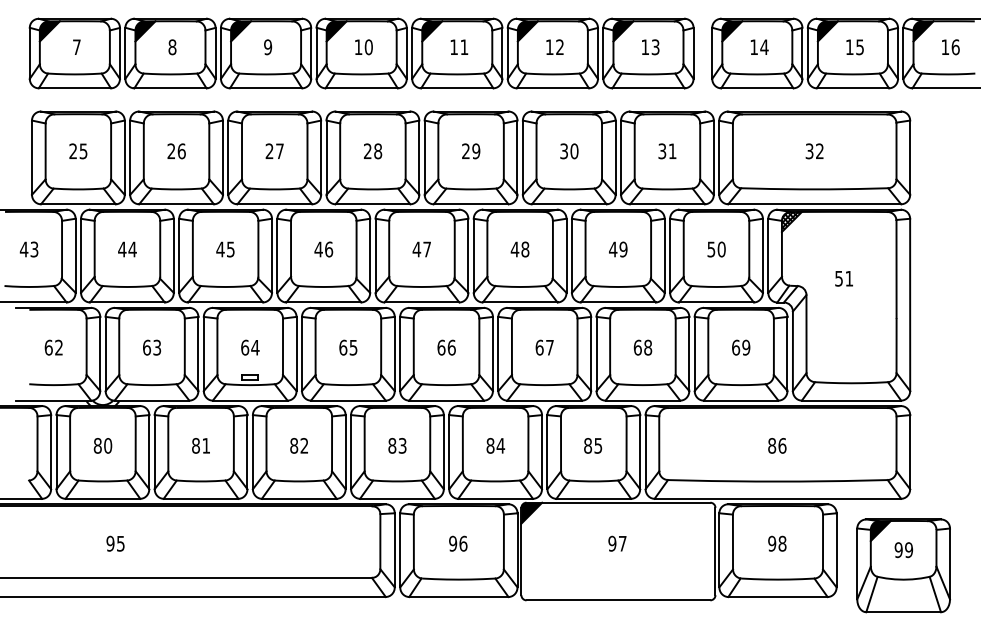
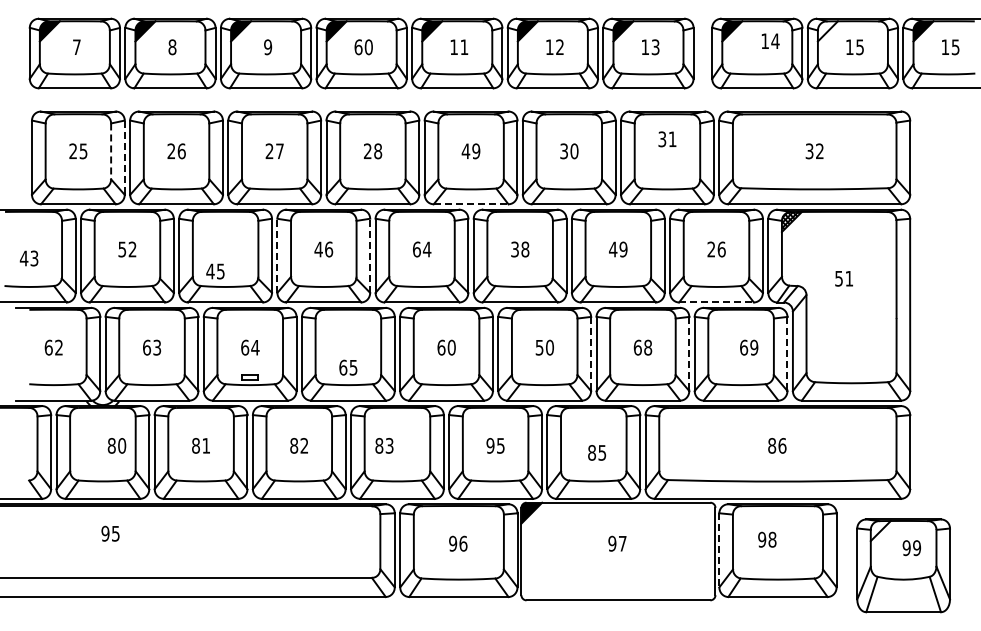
fill: present -> none (827, 31)
text position: (759, 46) -> (770, 40) (770, 40)
text: 10 -> 60 (358, 47)
text: 16 -> 15 (955, 47)
text: 29 -> 49 (465, 150)
line: solid -> dashed (111, 151)
text position: (667, 151) -> (667, 139) (667, 139)
line: solid -> dashed (124, 156)
line: solid -> dashed (471, 204)
text position: (28, 249) -> (28, 258) (28, 258)
text: 44 -> 52 (127, 249)
text position: (225, 249) -> (215, 271) (215, 271)
text: 47 -> 64 (421, 249)
text: 48 -> 38 (514, 249)
text: 50 -> 26 (716, 249)
line: solid -> dashed (277, 255)
line: solid -> dashed (370, 255)
line: solid -> dashed (717, 302)
text position: (348, 347) -> (348, 367) (348, 367)
text: 66 -> 60 (451, 347)
text: 67 -> 50 (544, 347)
text position: (741, 347) -> (749, 347) (749, 347)
line: solid -> dashed (591, 352)
line: solid -> dashed (689, 352)
line: solid -> dashed (787, 352)
text position: (102, 445) -> (116, 445) (116, 445)
text position: (397, 445) -> (384, 445) (384, 445)
text: 84 -> 95 (495, 445)
text position: (593, 445) -> (597, 452) (597, 452)
fill: present -> none (880, 531)
text position: (115, 543) -> (110, 533) (110, 533)
text position: (777, 543) -> (767, 539) (767, 539)
line: solid -> dashed (719, 550)
text position: (903, 550) -> (911, 548) (911, 548)
